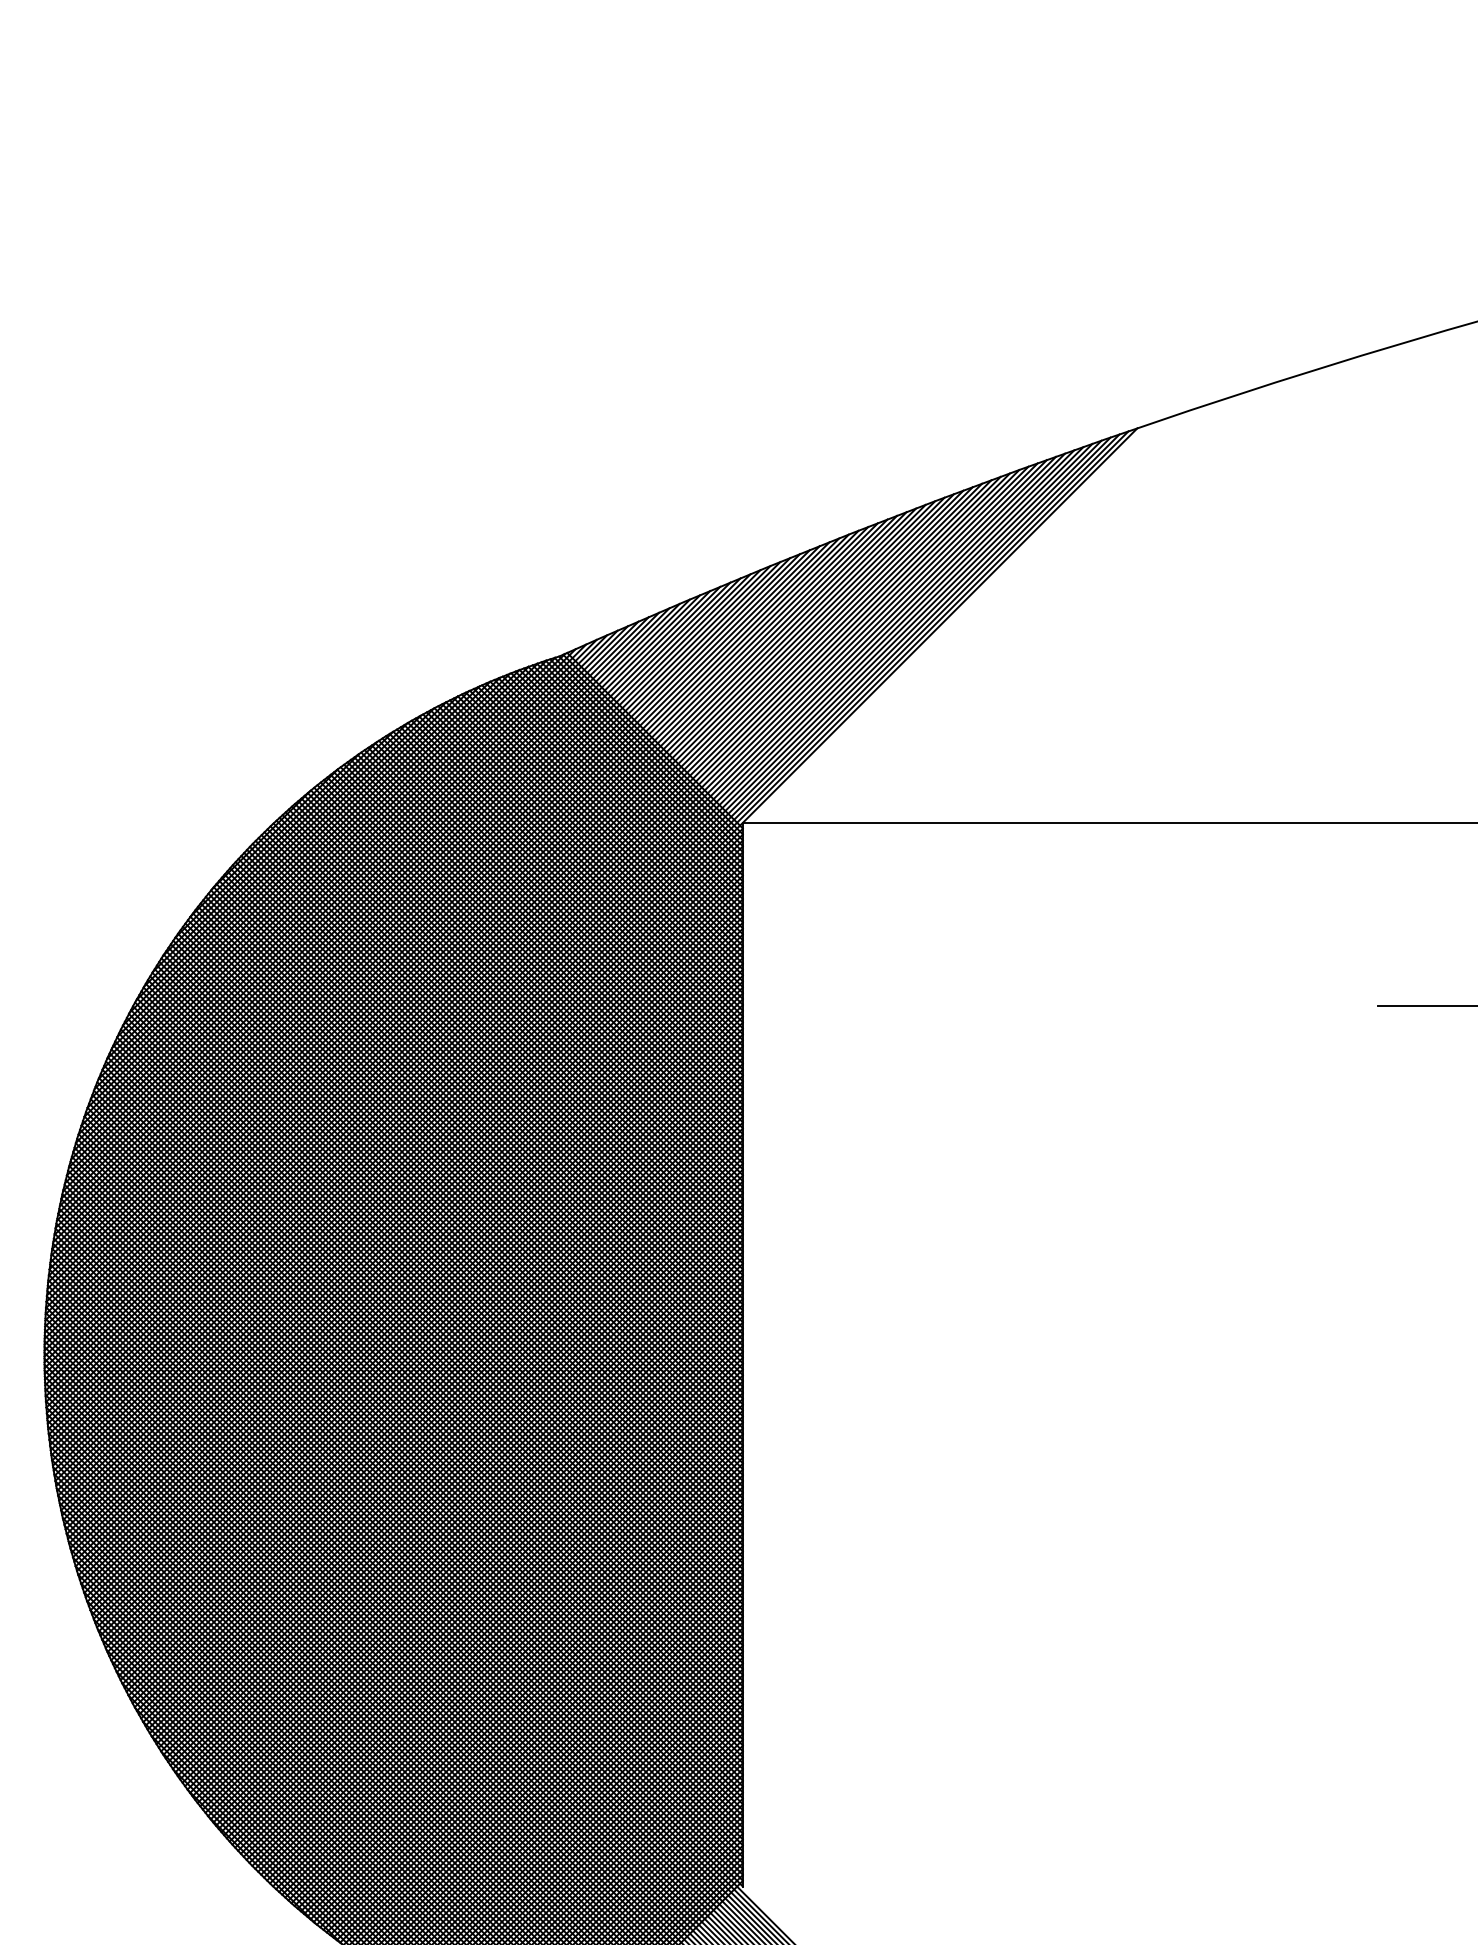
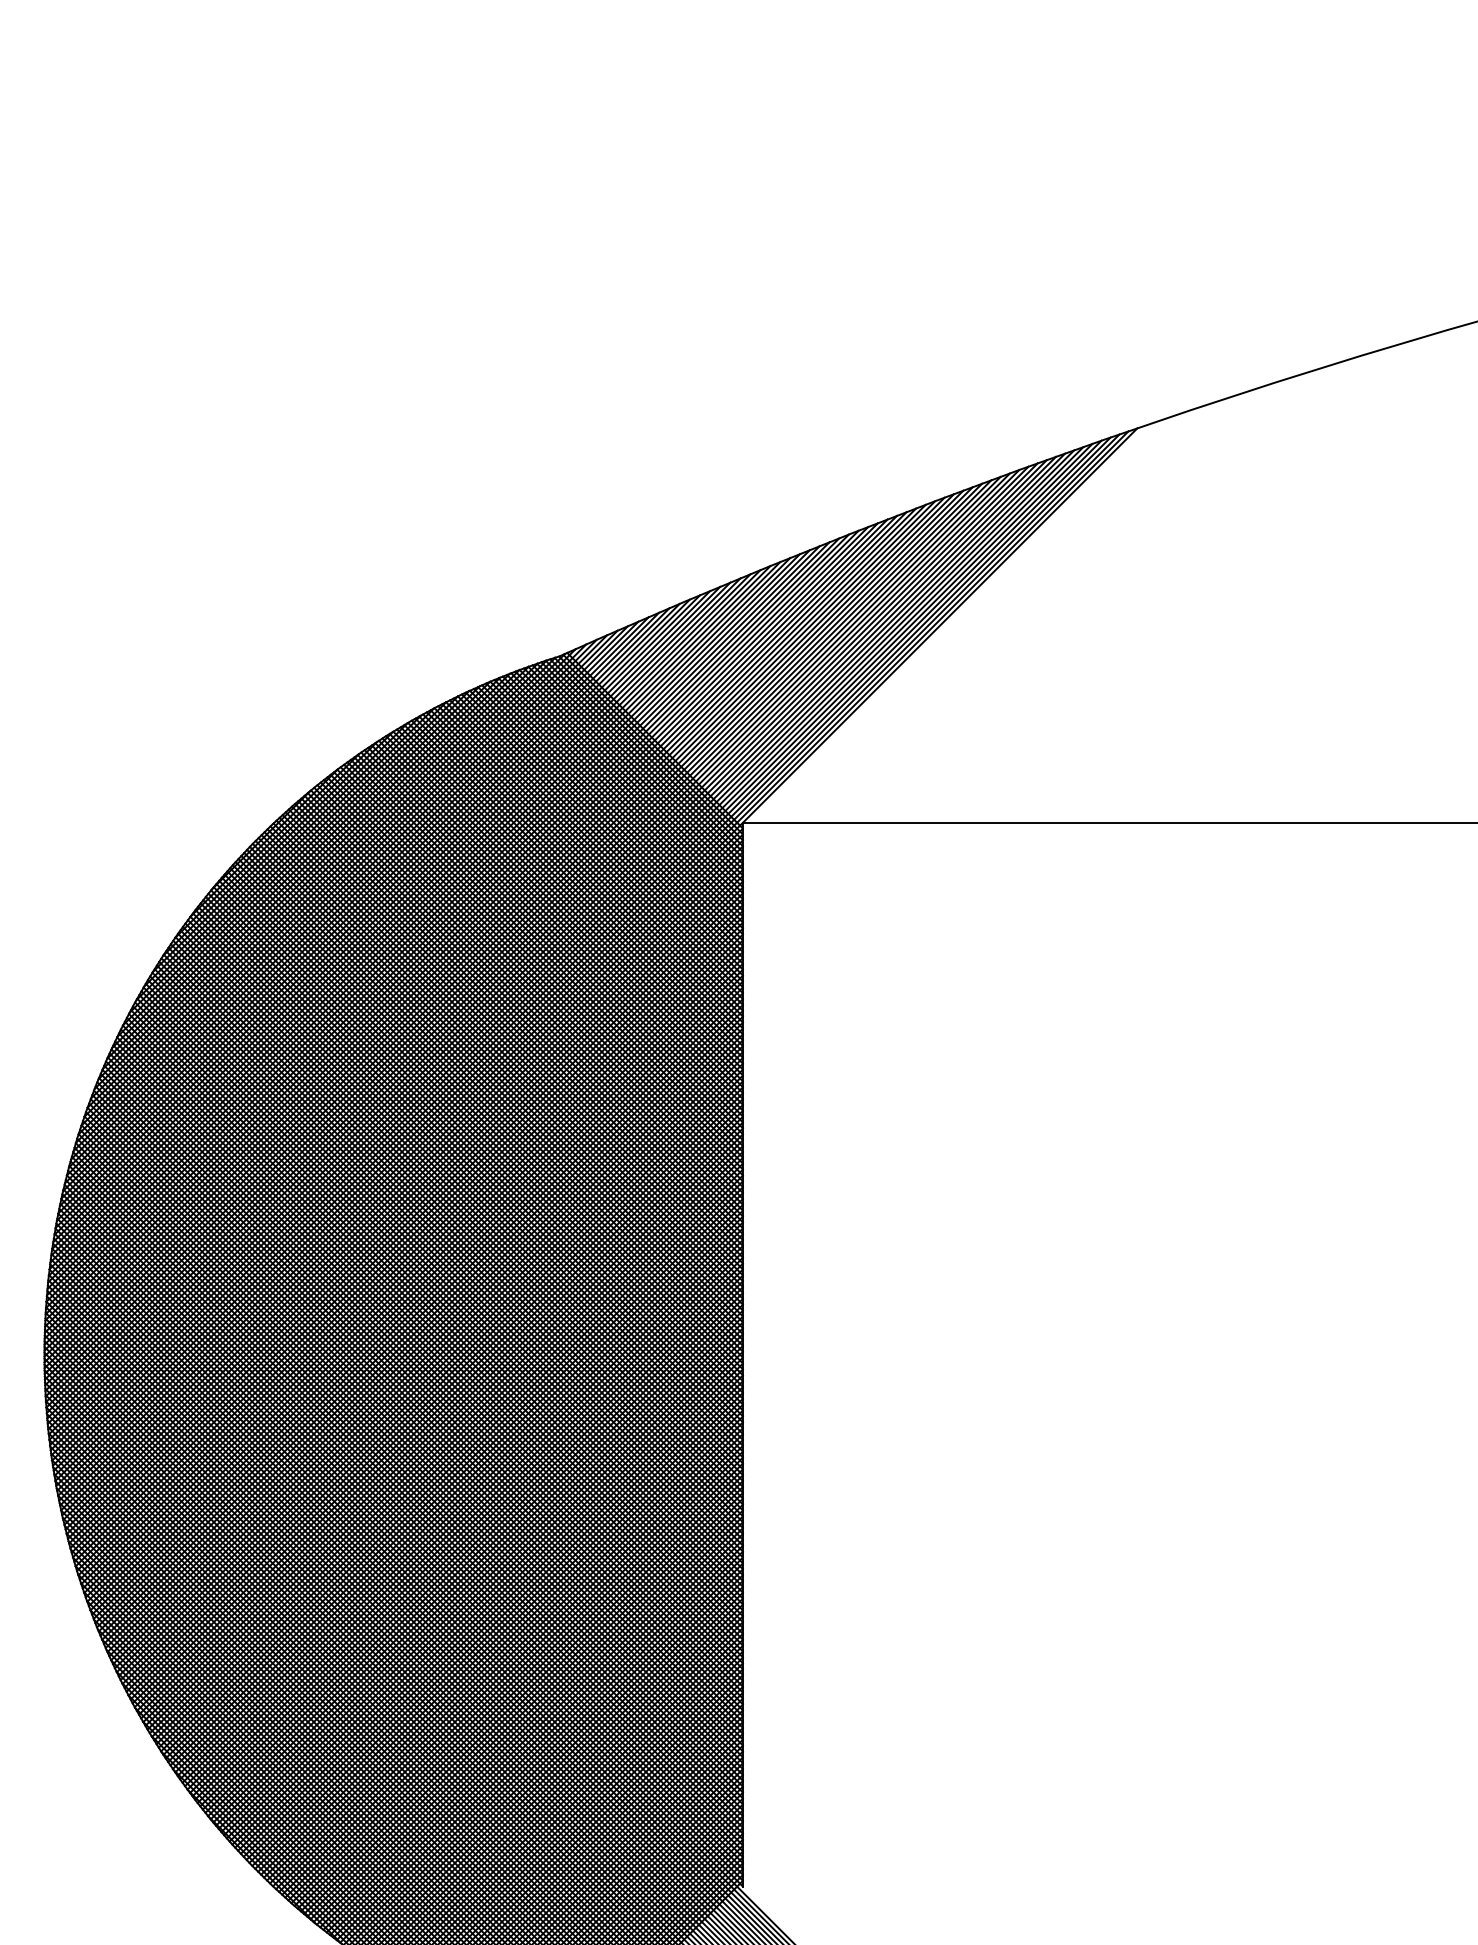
line: present -> none (1426, 1006)
